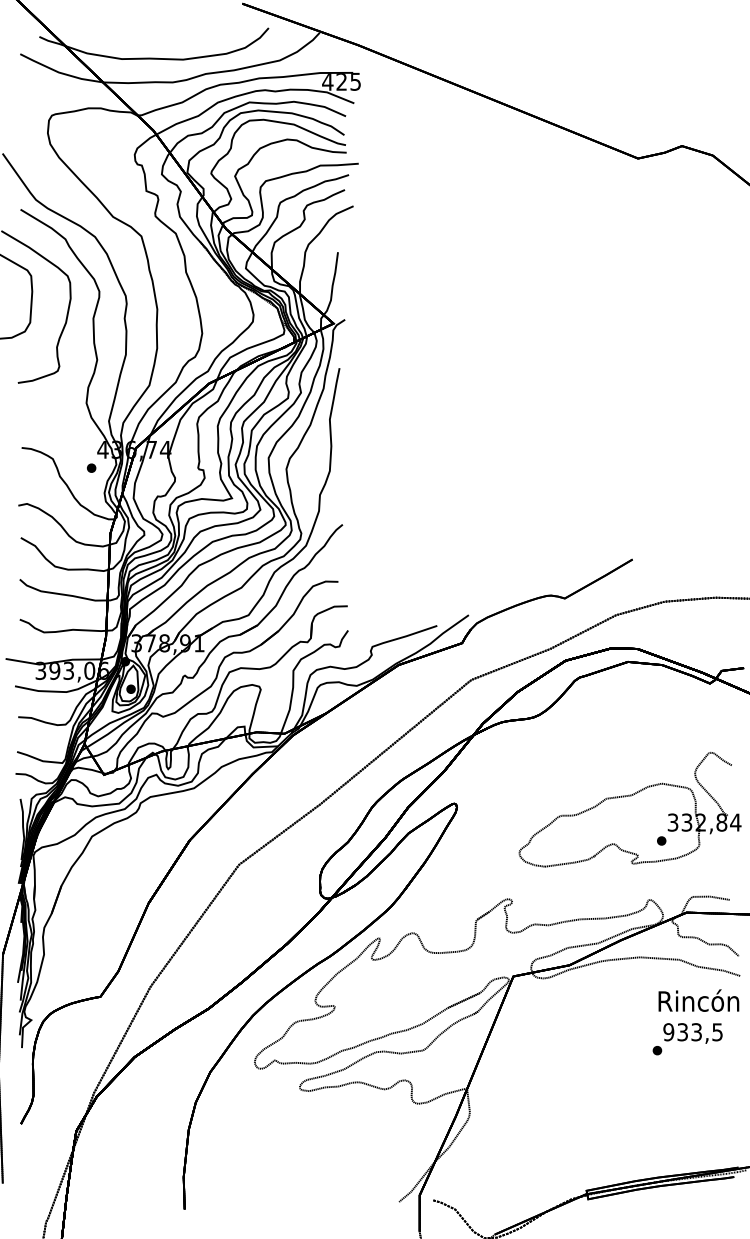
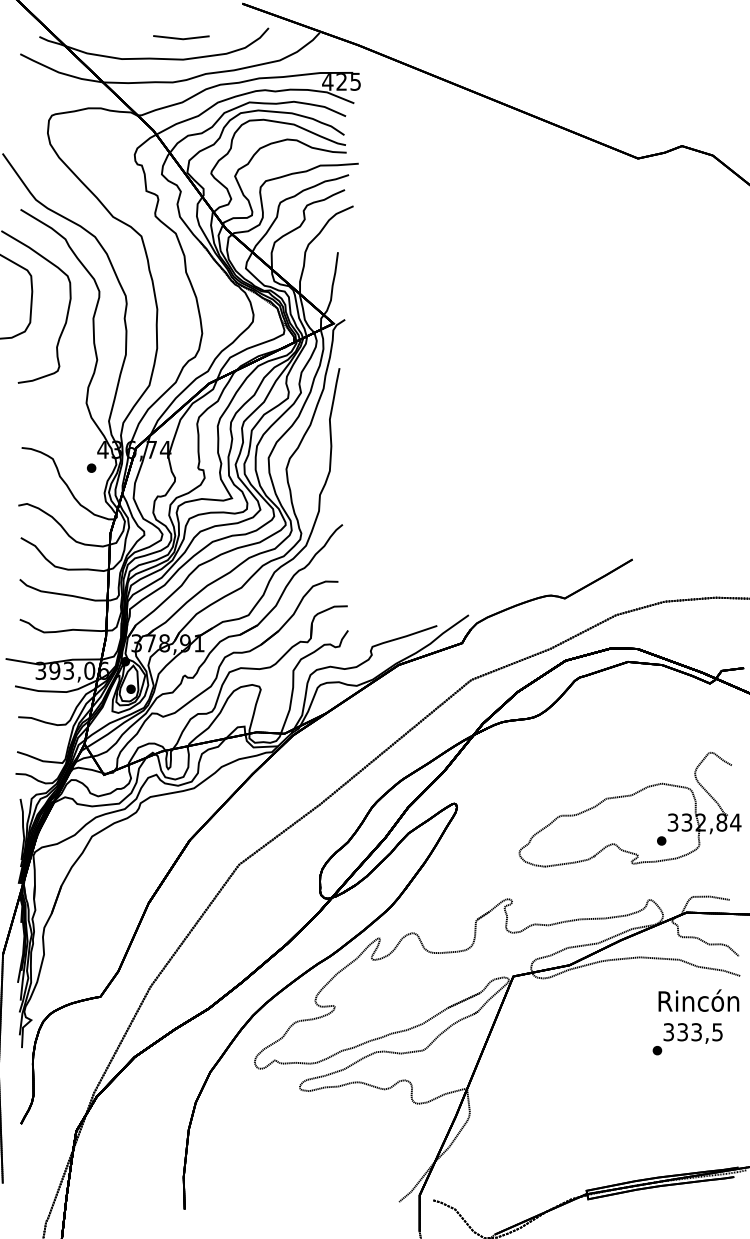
line: none -> present (181, 38)
text: 933,5 -> 333,5 (668, 1032)
